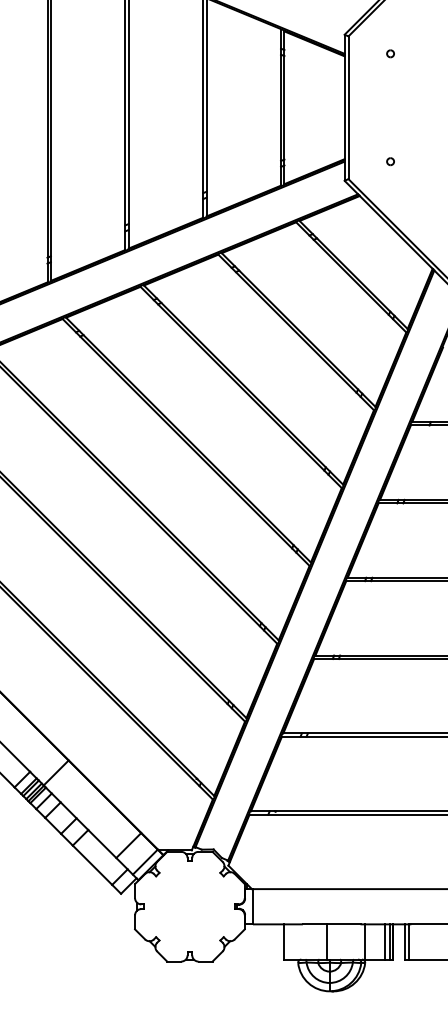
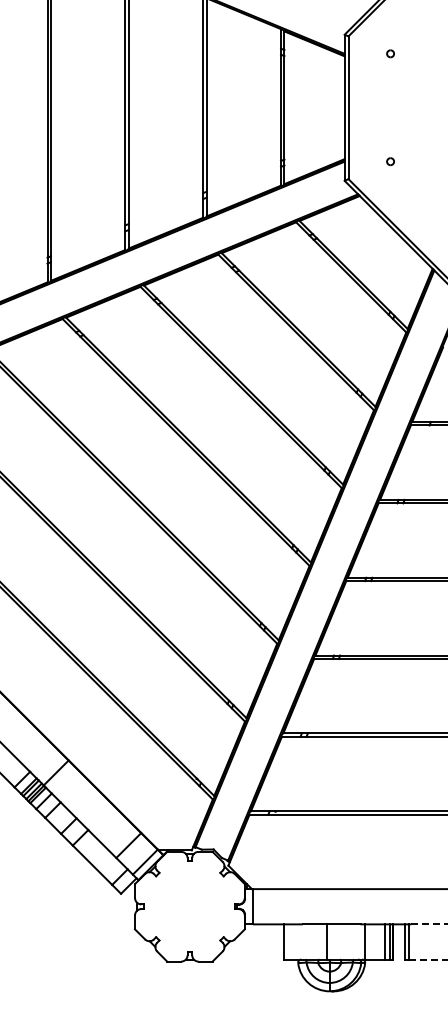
line: solid -> dashed (429, 924)
line: solid -> dashed (428, 959)
